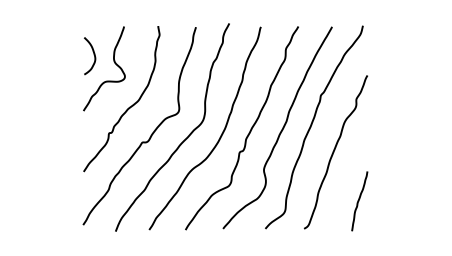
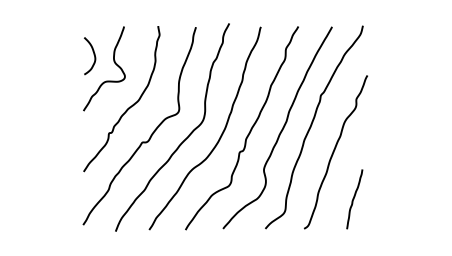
curve position: (359, 201) -> (354, 199) (354, 199)
